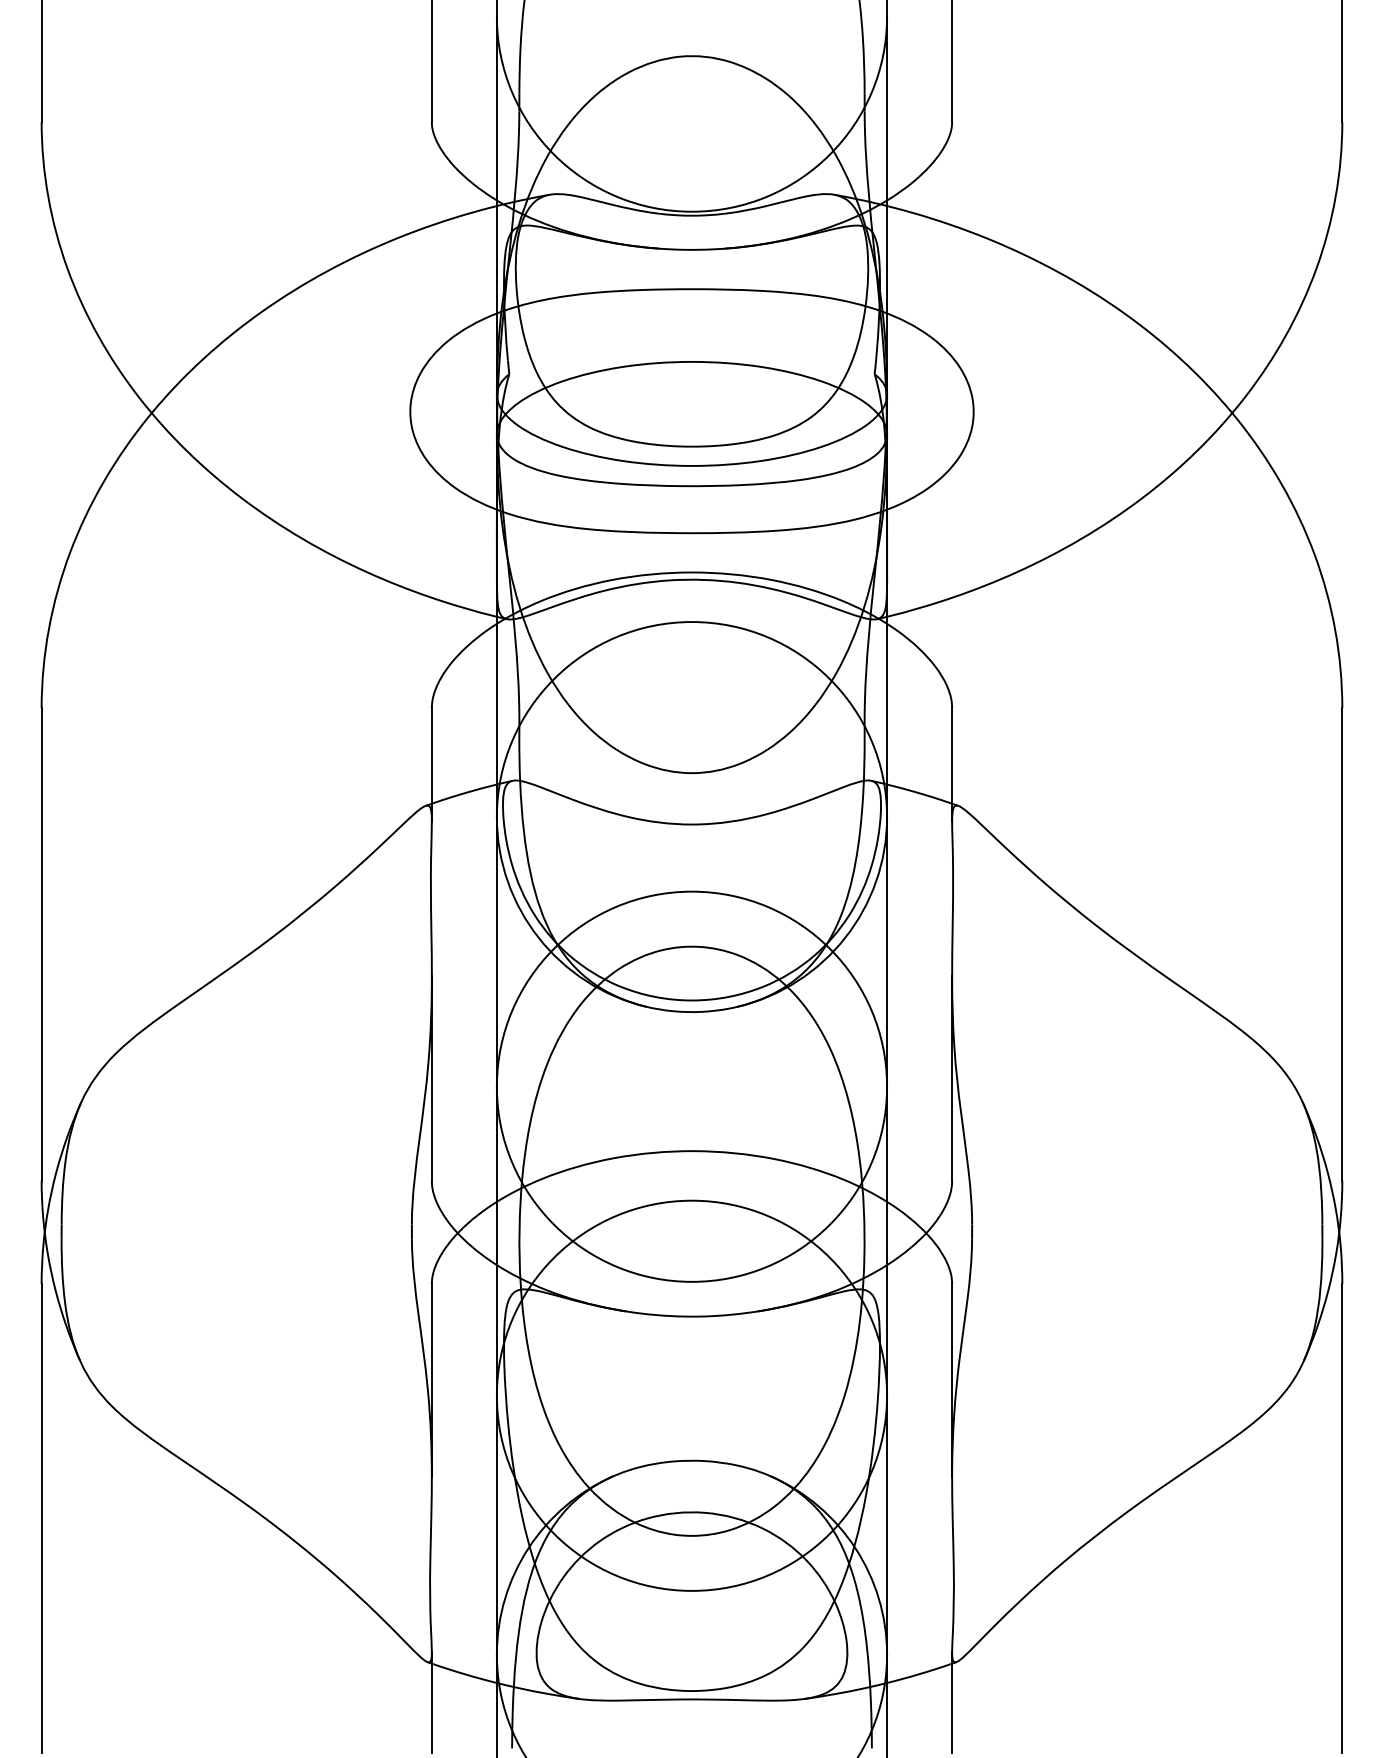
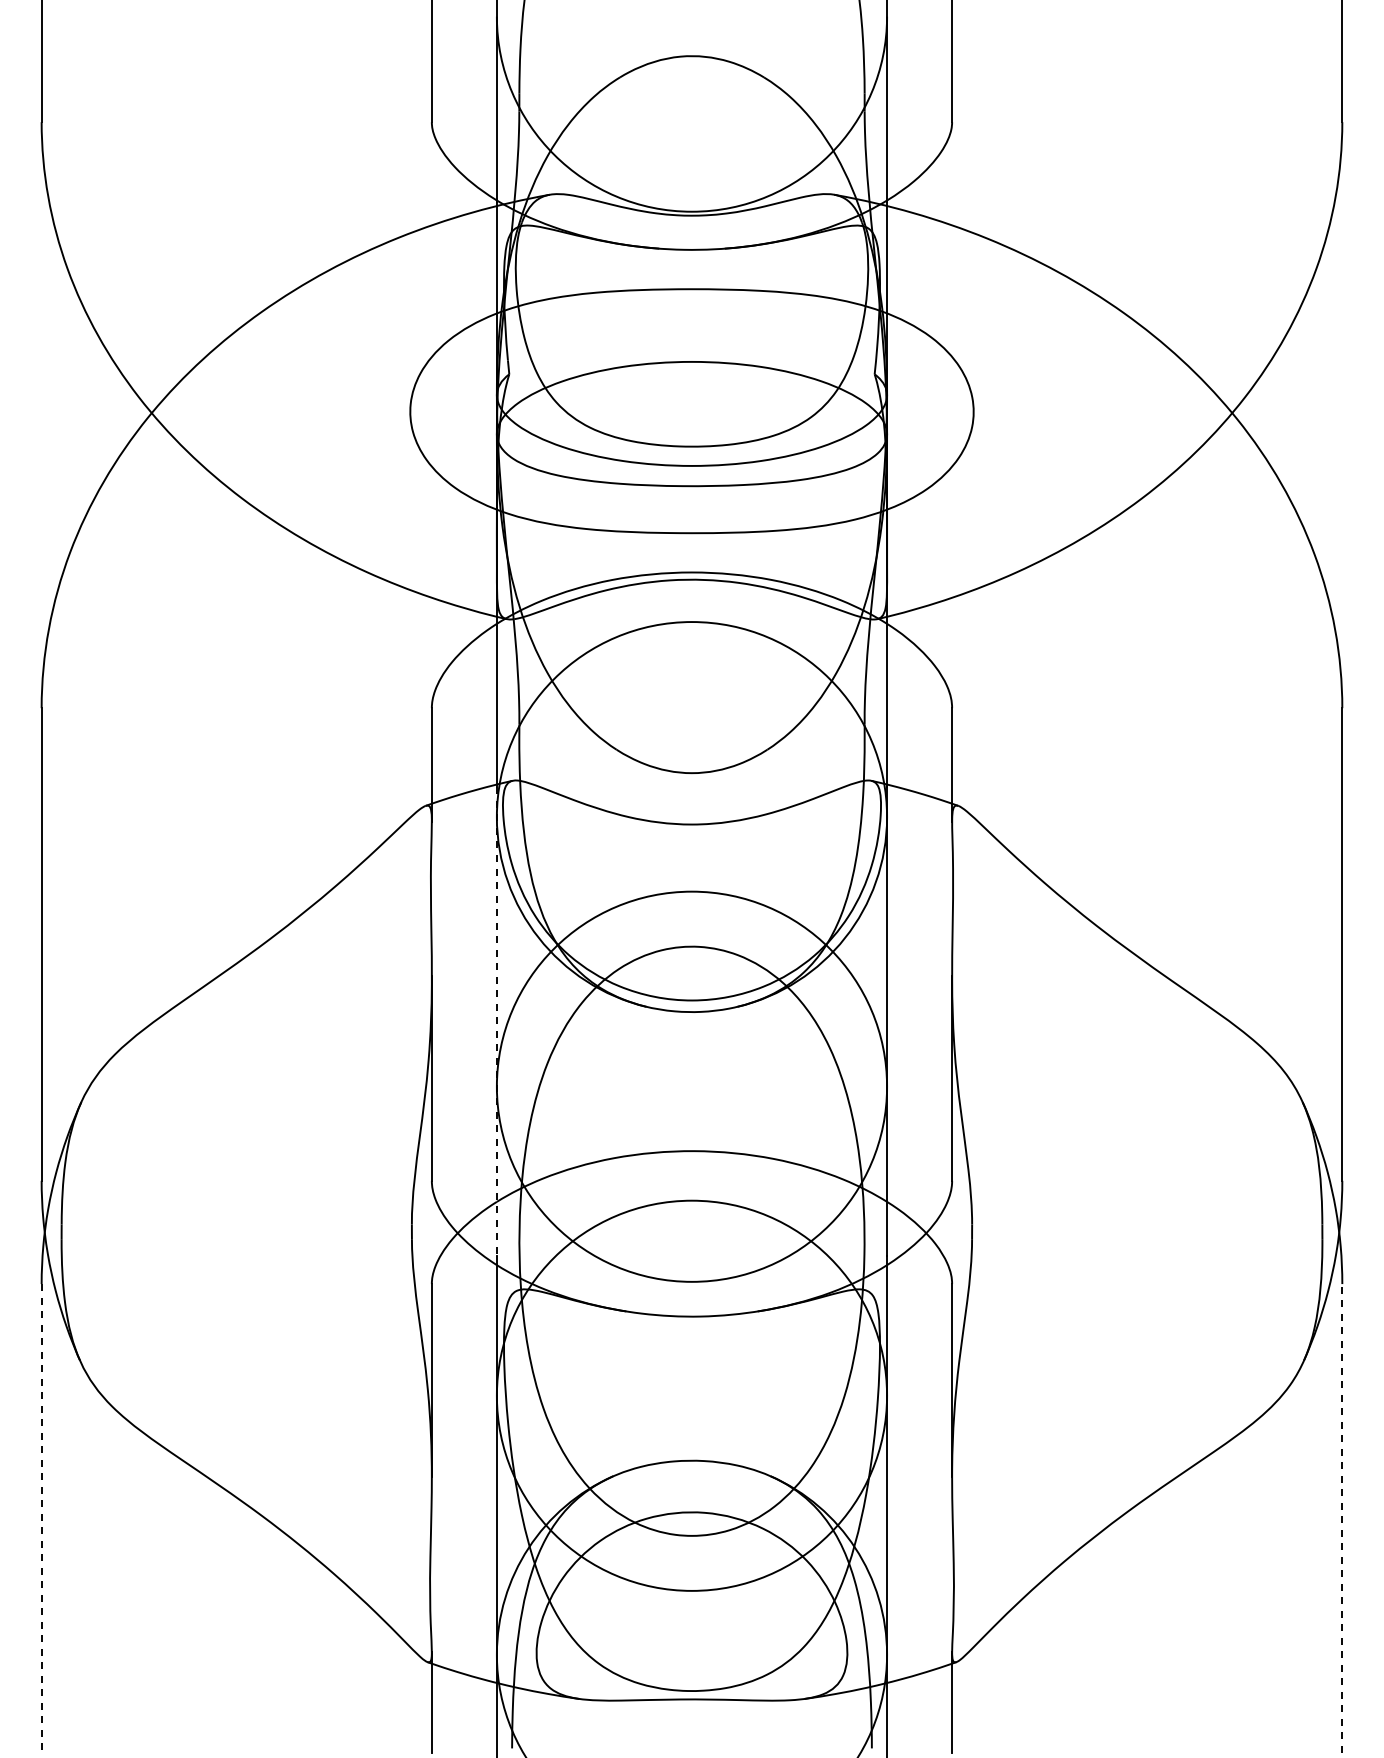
line: solid -> dashed (496, 1022)
line: solid -> dashed (1342, 1517)
line: solid -> dashed (41, 1518)
